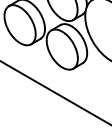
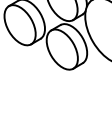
line: present -> none (55, 92)
